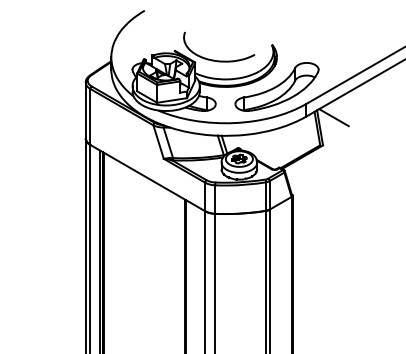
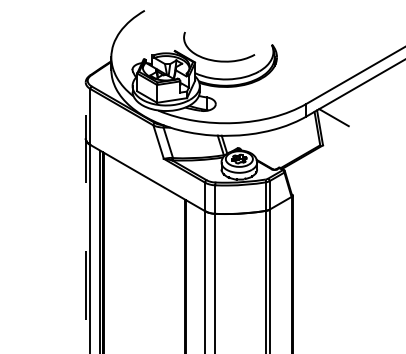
part: present -> none (276, 86)
line: solid -> dashed (85, 217)
